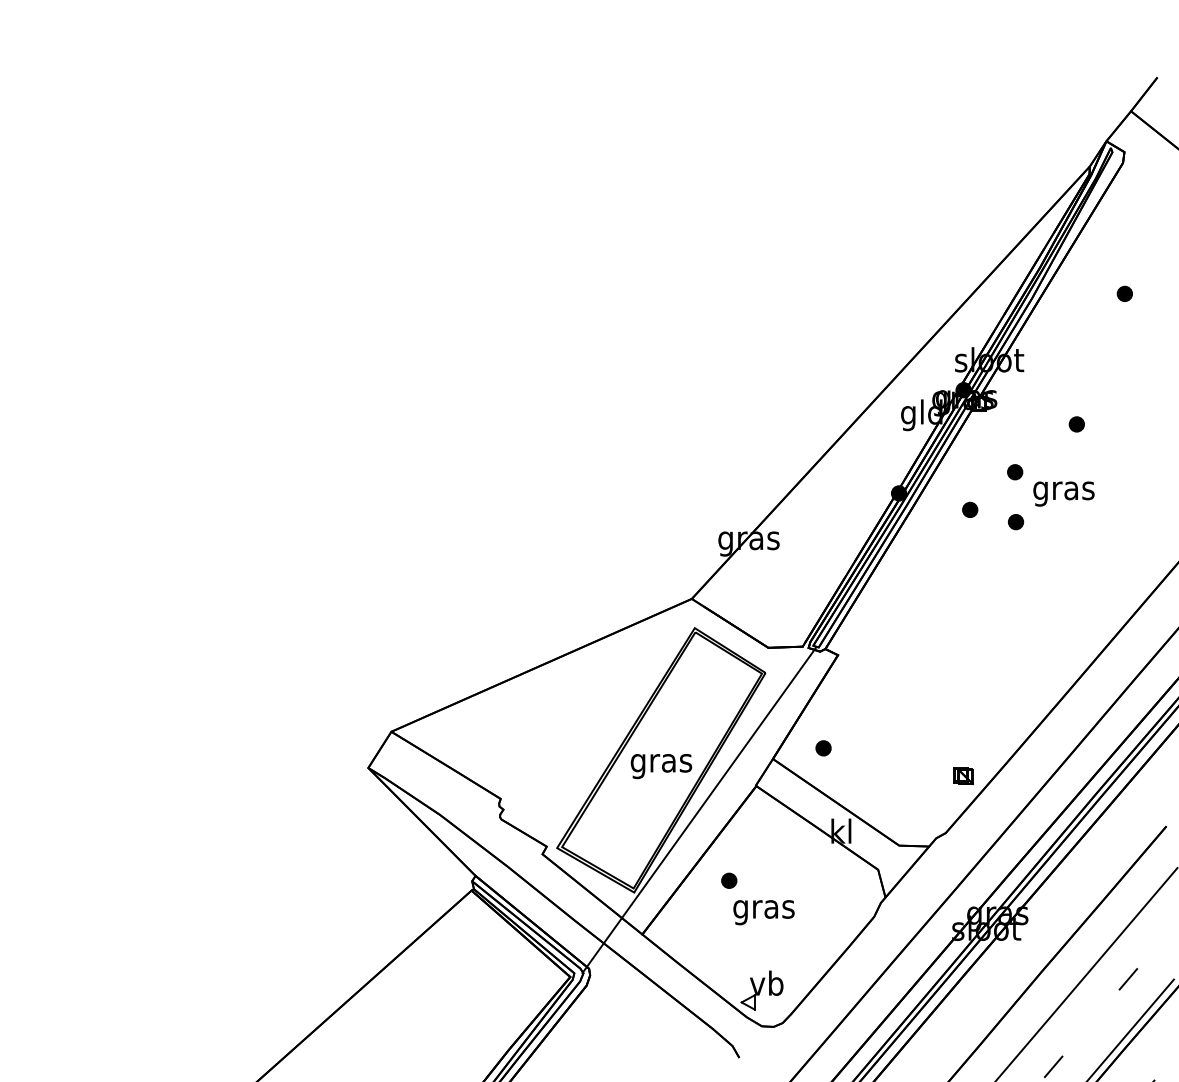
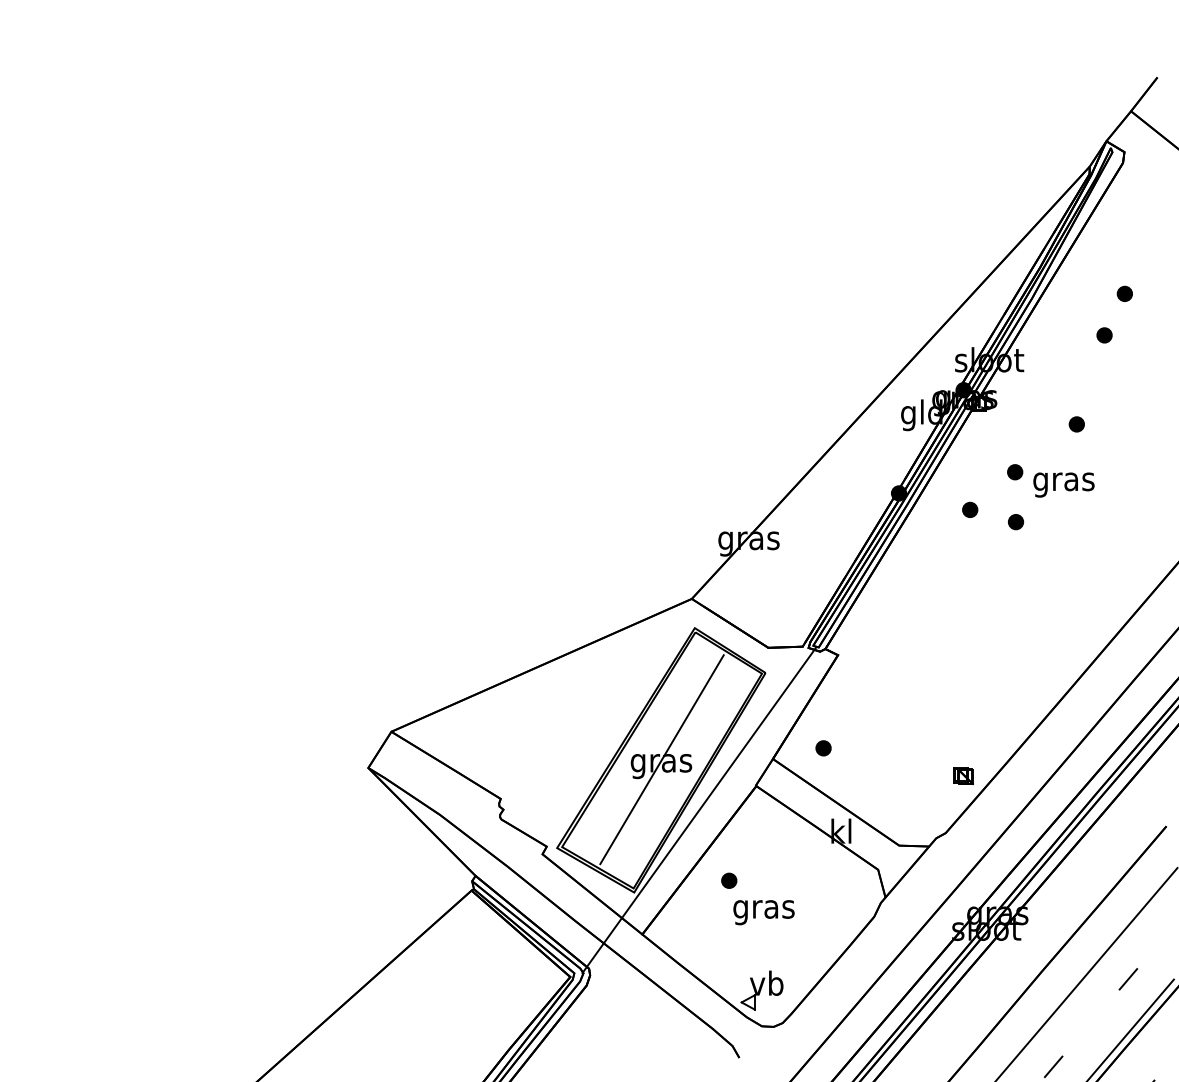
part: none -> present (1104, 335)
text position: (1063, 493) -> (1063, 484) (1063, 484)
line: none -> present (661, 759)
